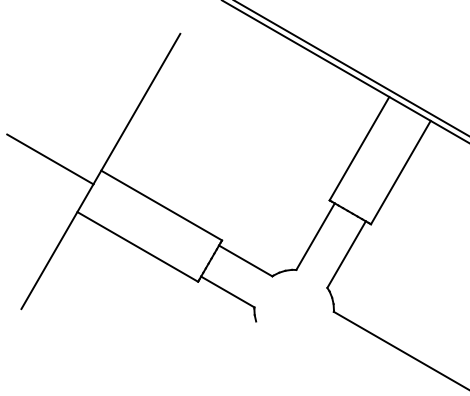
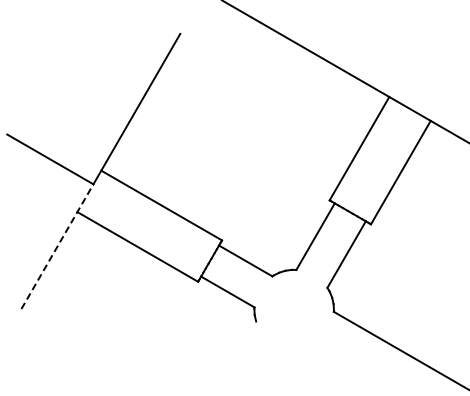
line: present -> none (351, 68)
line: solid -> dashed (57, 246)
